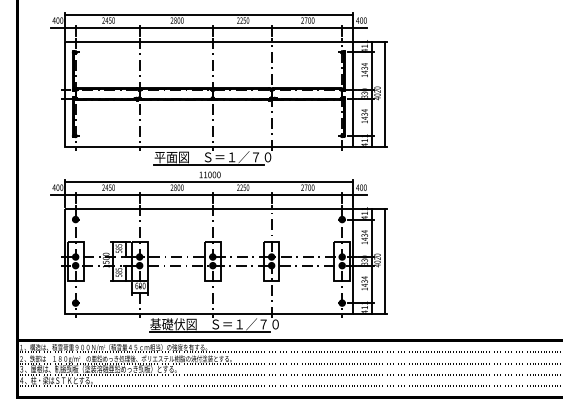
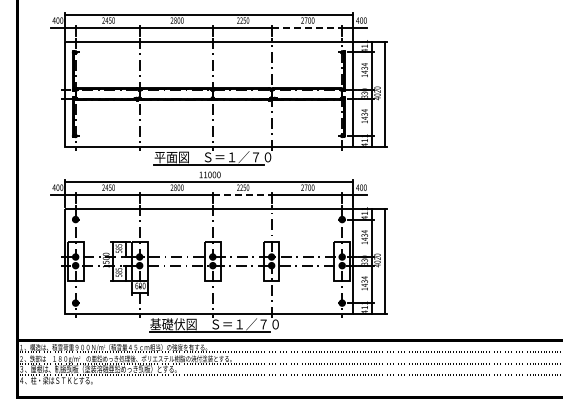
line: solid -> dashed (307, 27)
line: solid -> dashed (242, 194)
line: present -> none (287, 386)
